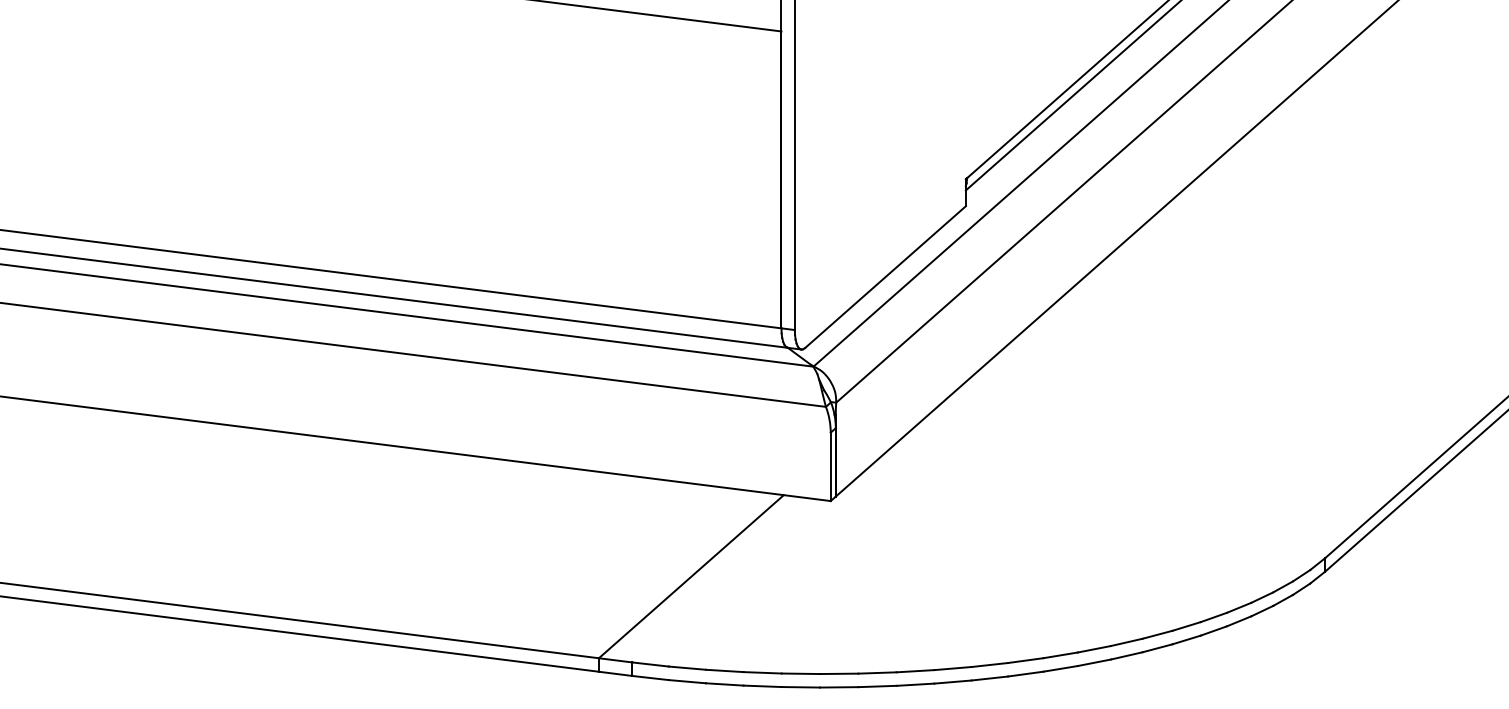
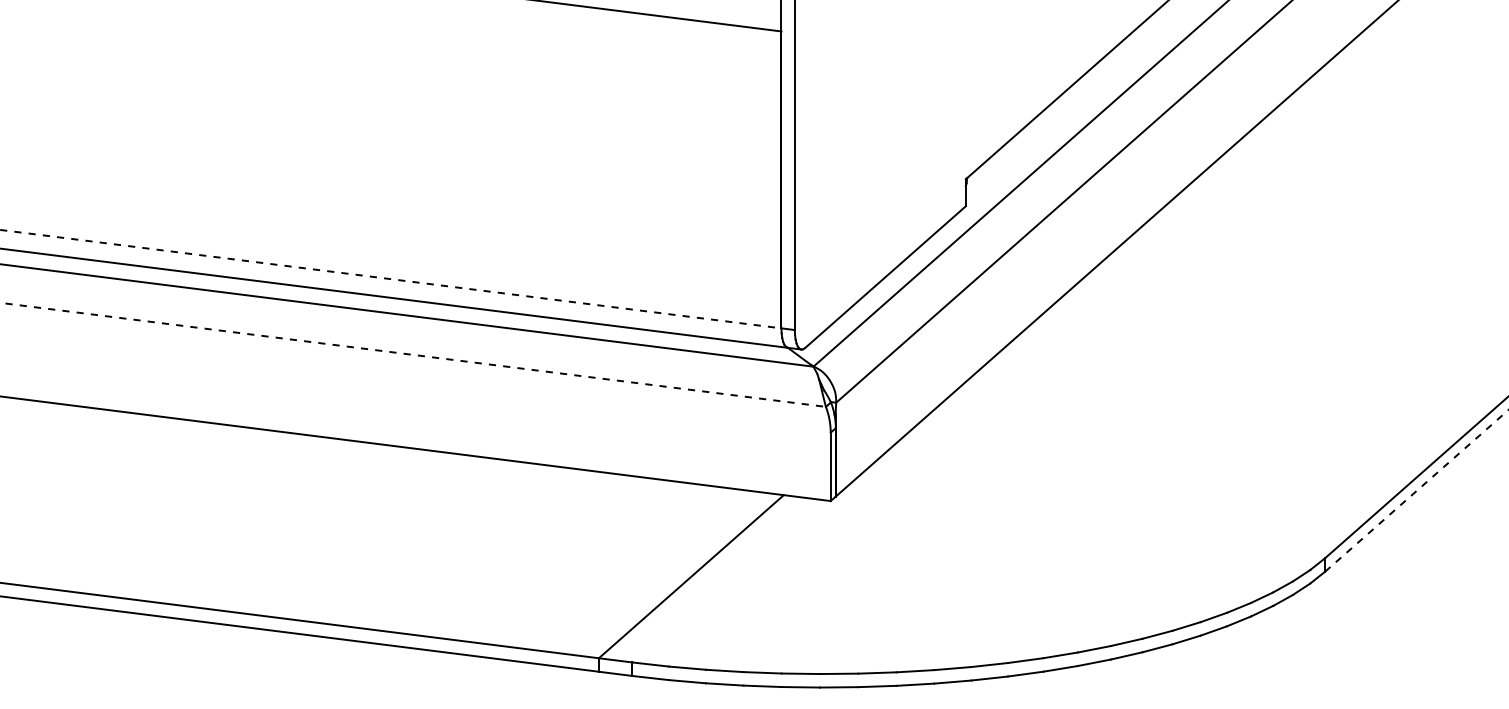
line: present -> none (1071, 96)
line: solid -> dashed (391, 279)
line: solid -> dashed (413, 354)
line: solid -> dashed (1417, 490)
